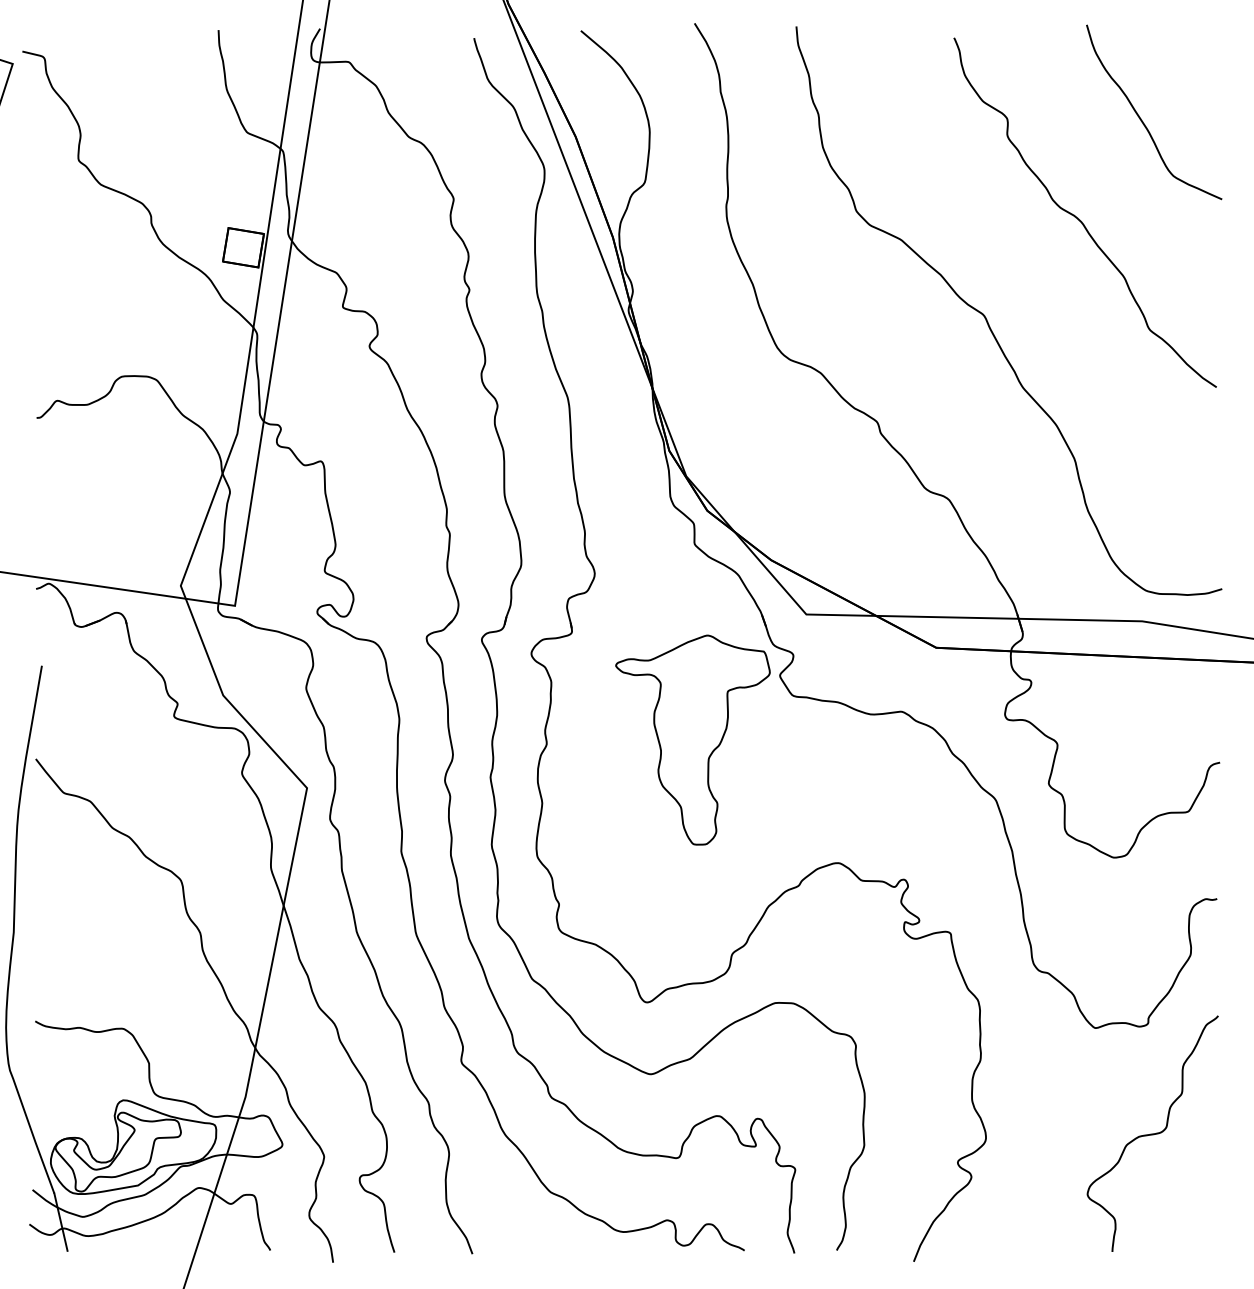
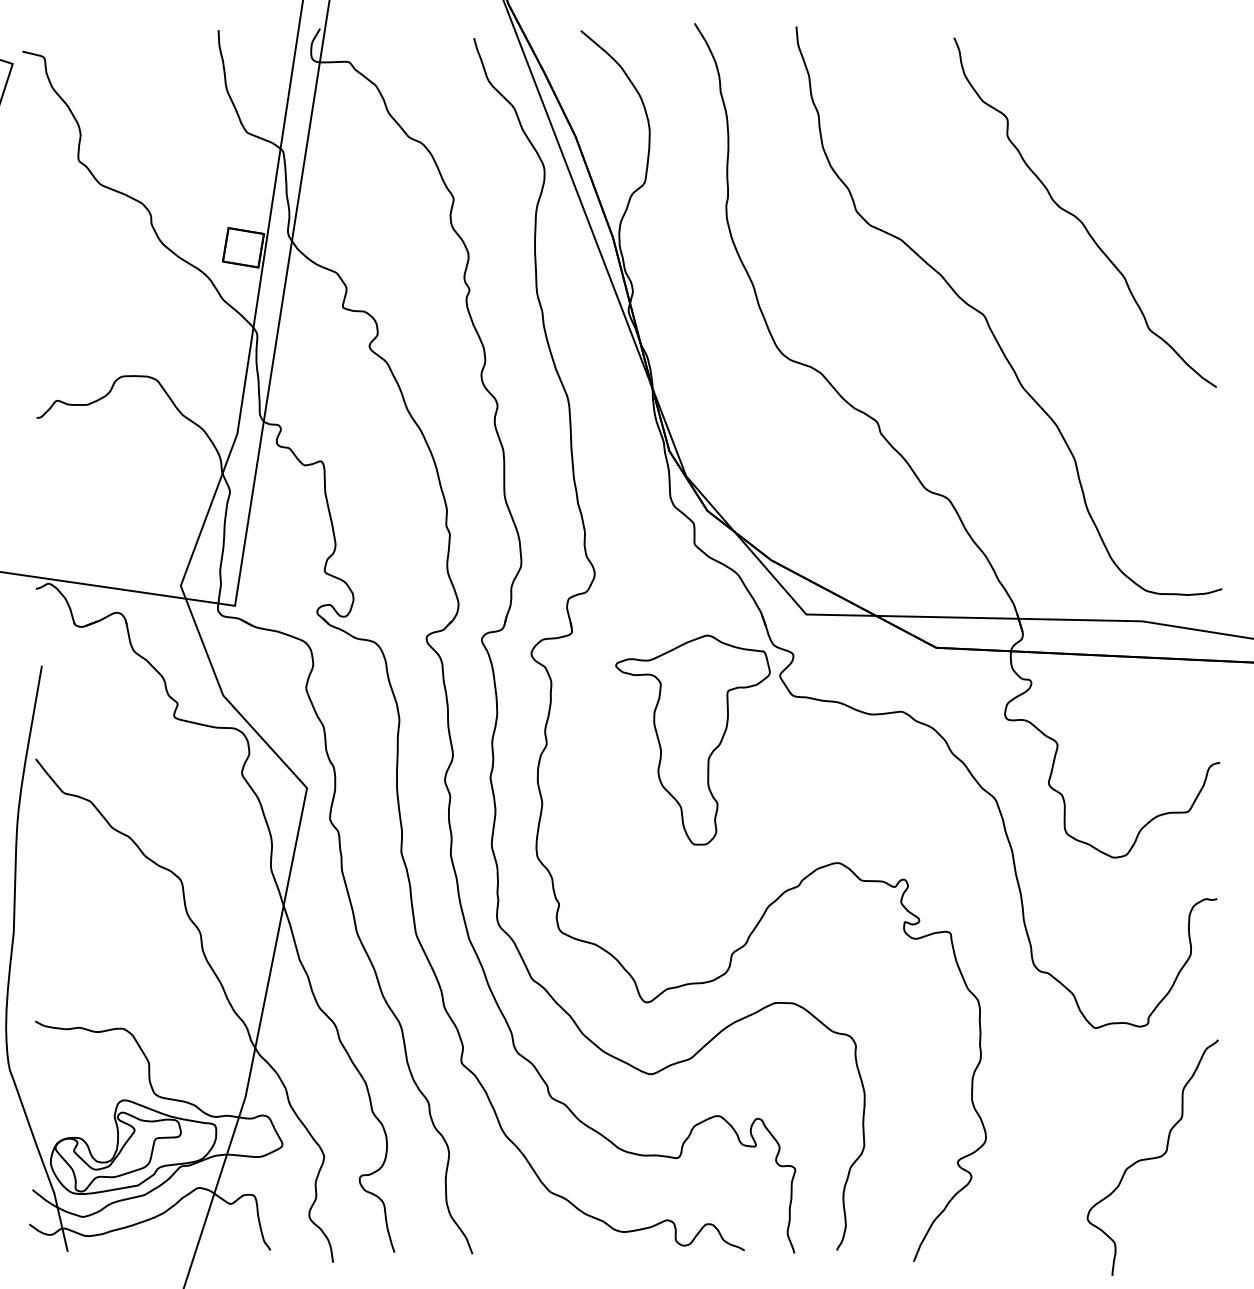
curve: present -> none (1143, 121)
curve position: (1152, 1133) -> (1152, 1157) (1152, 1157)
